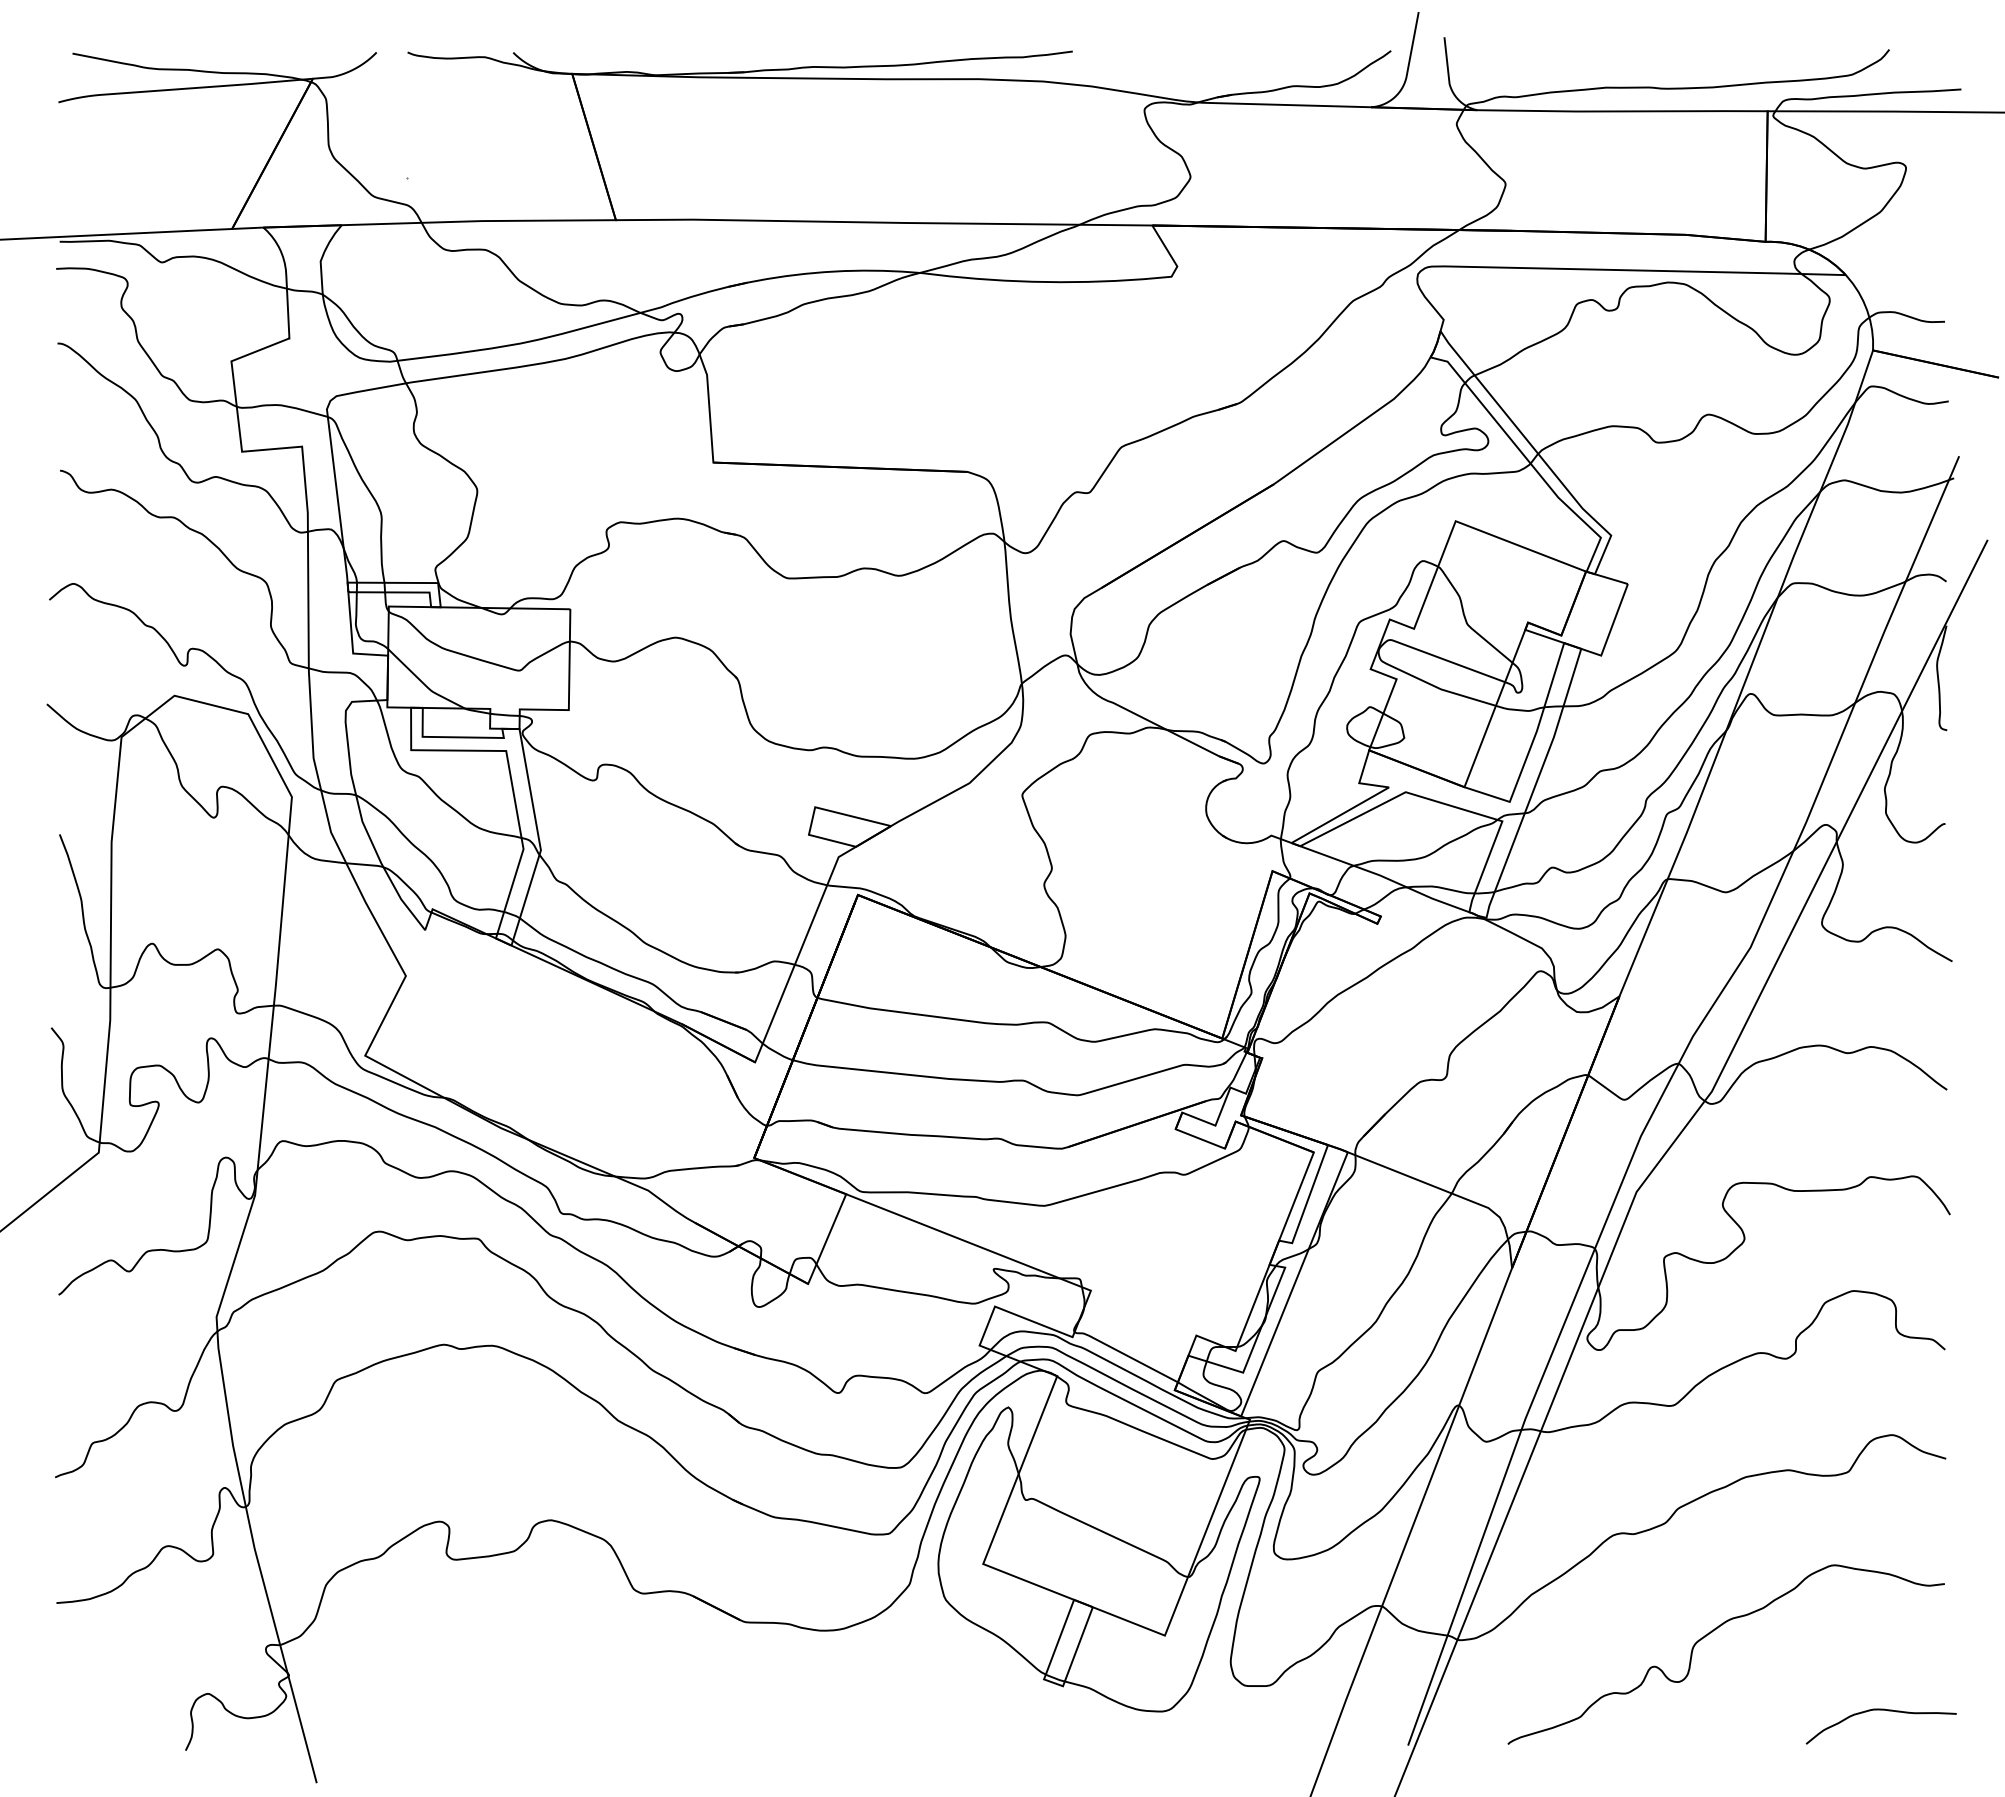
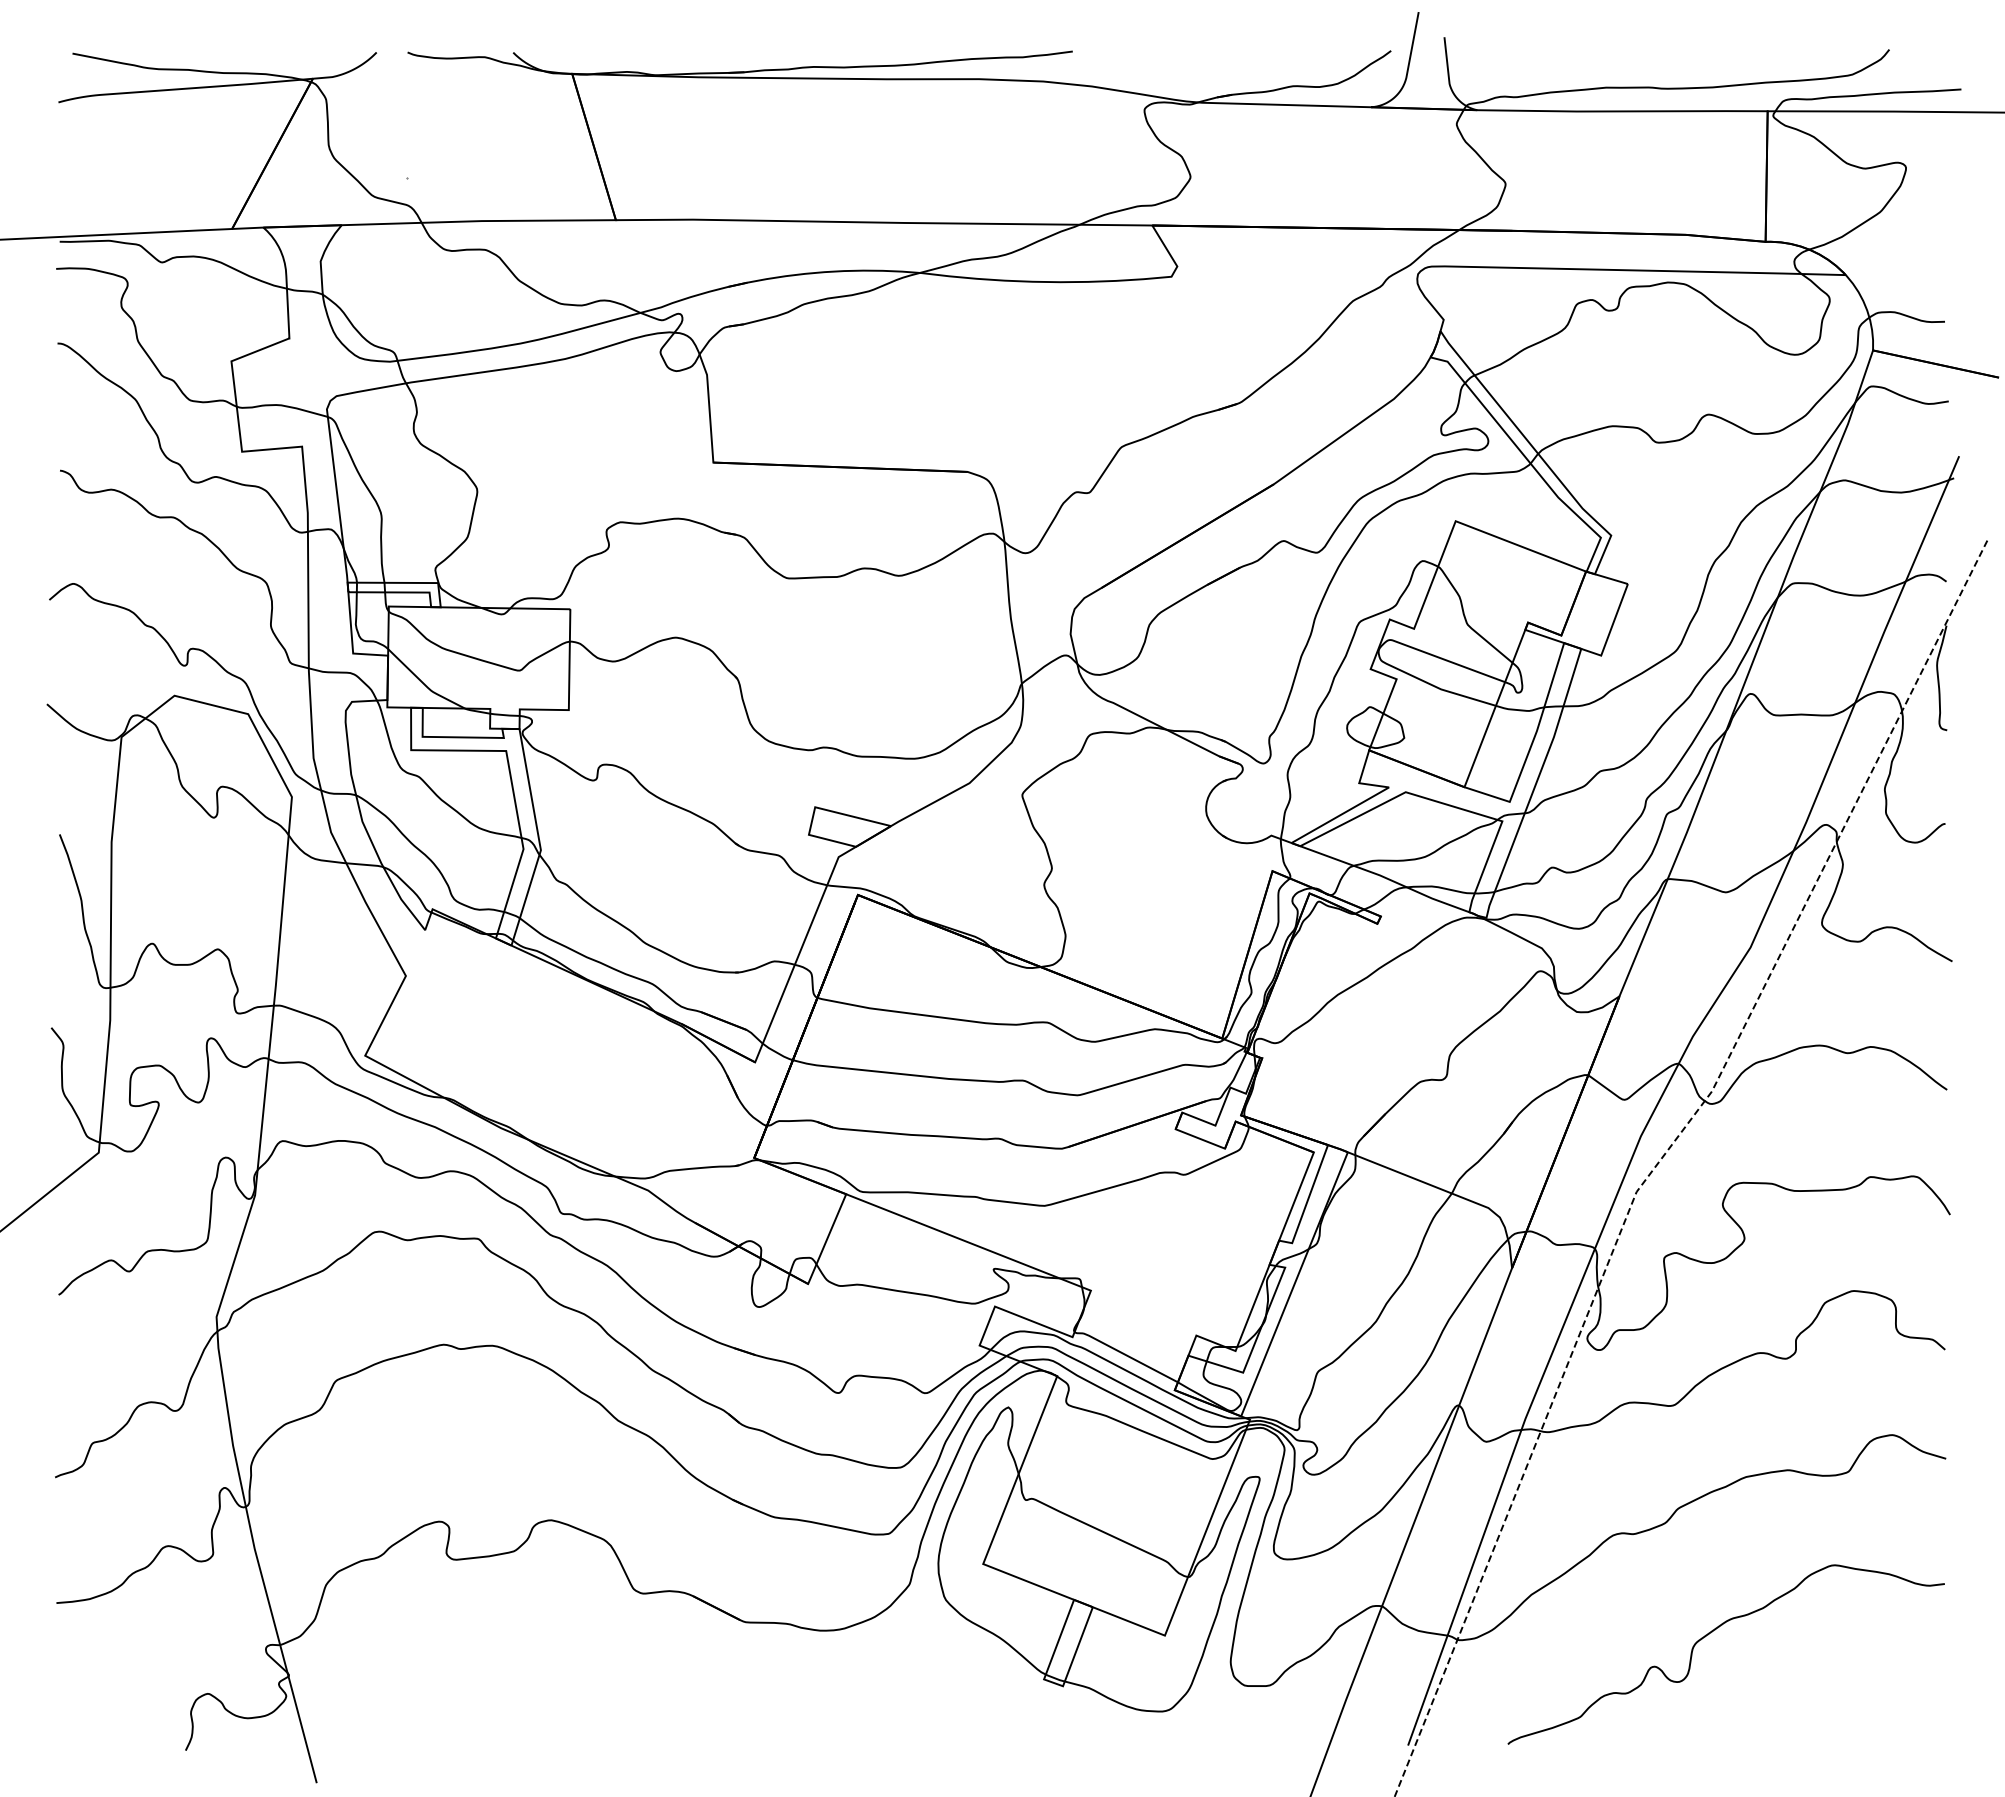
line: solid -> dashed (1664, 1155)
curve: present -> none (1880, 1710)
